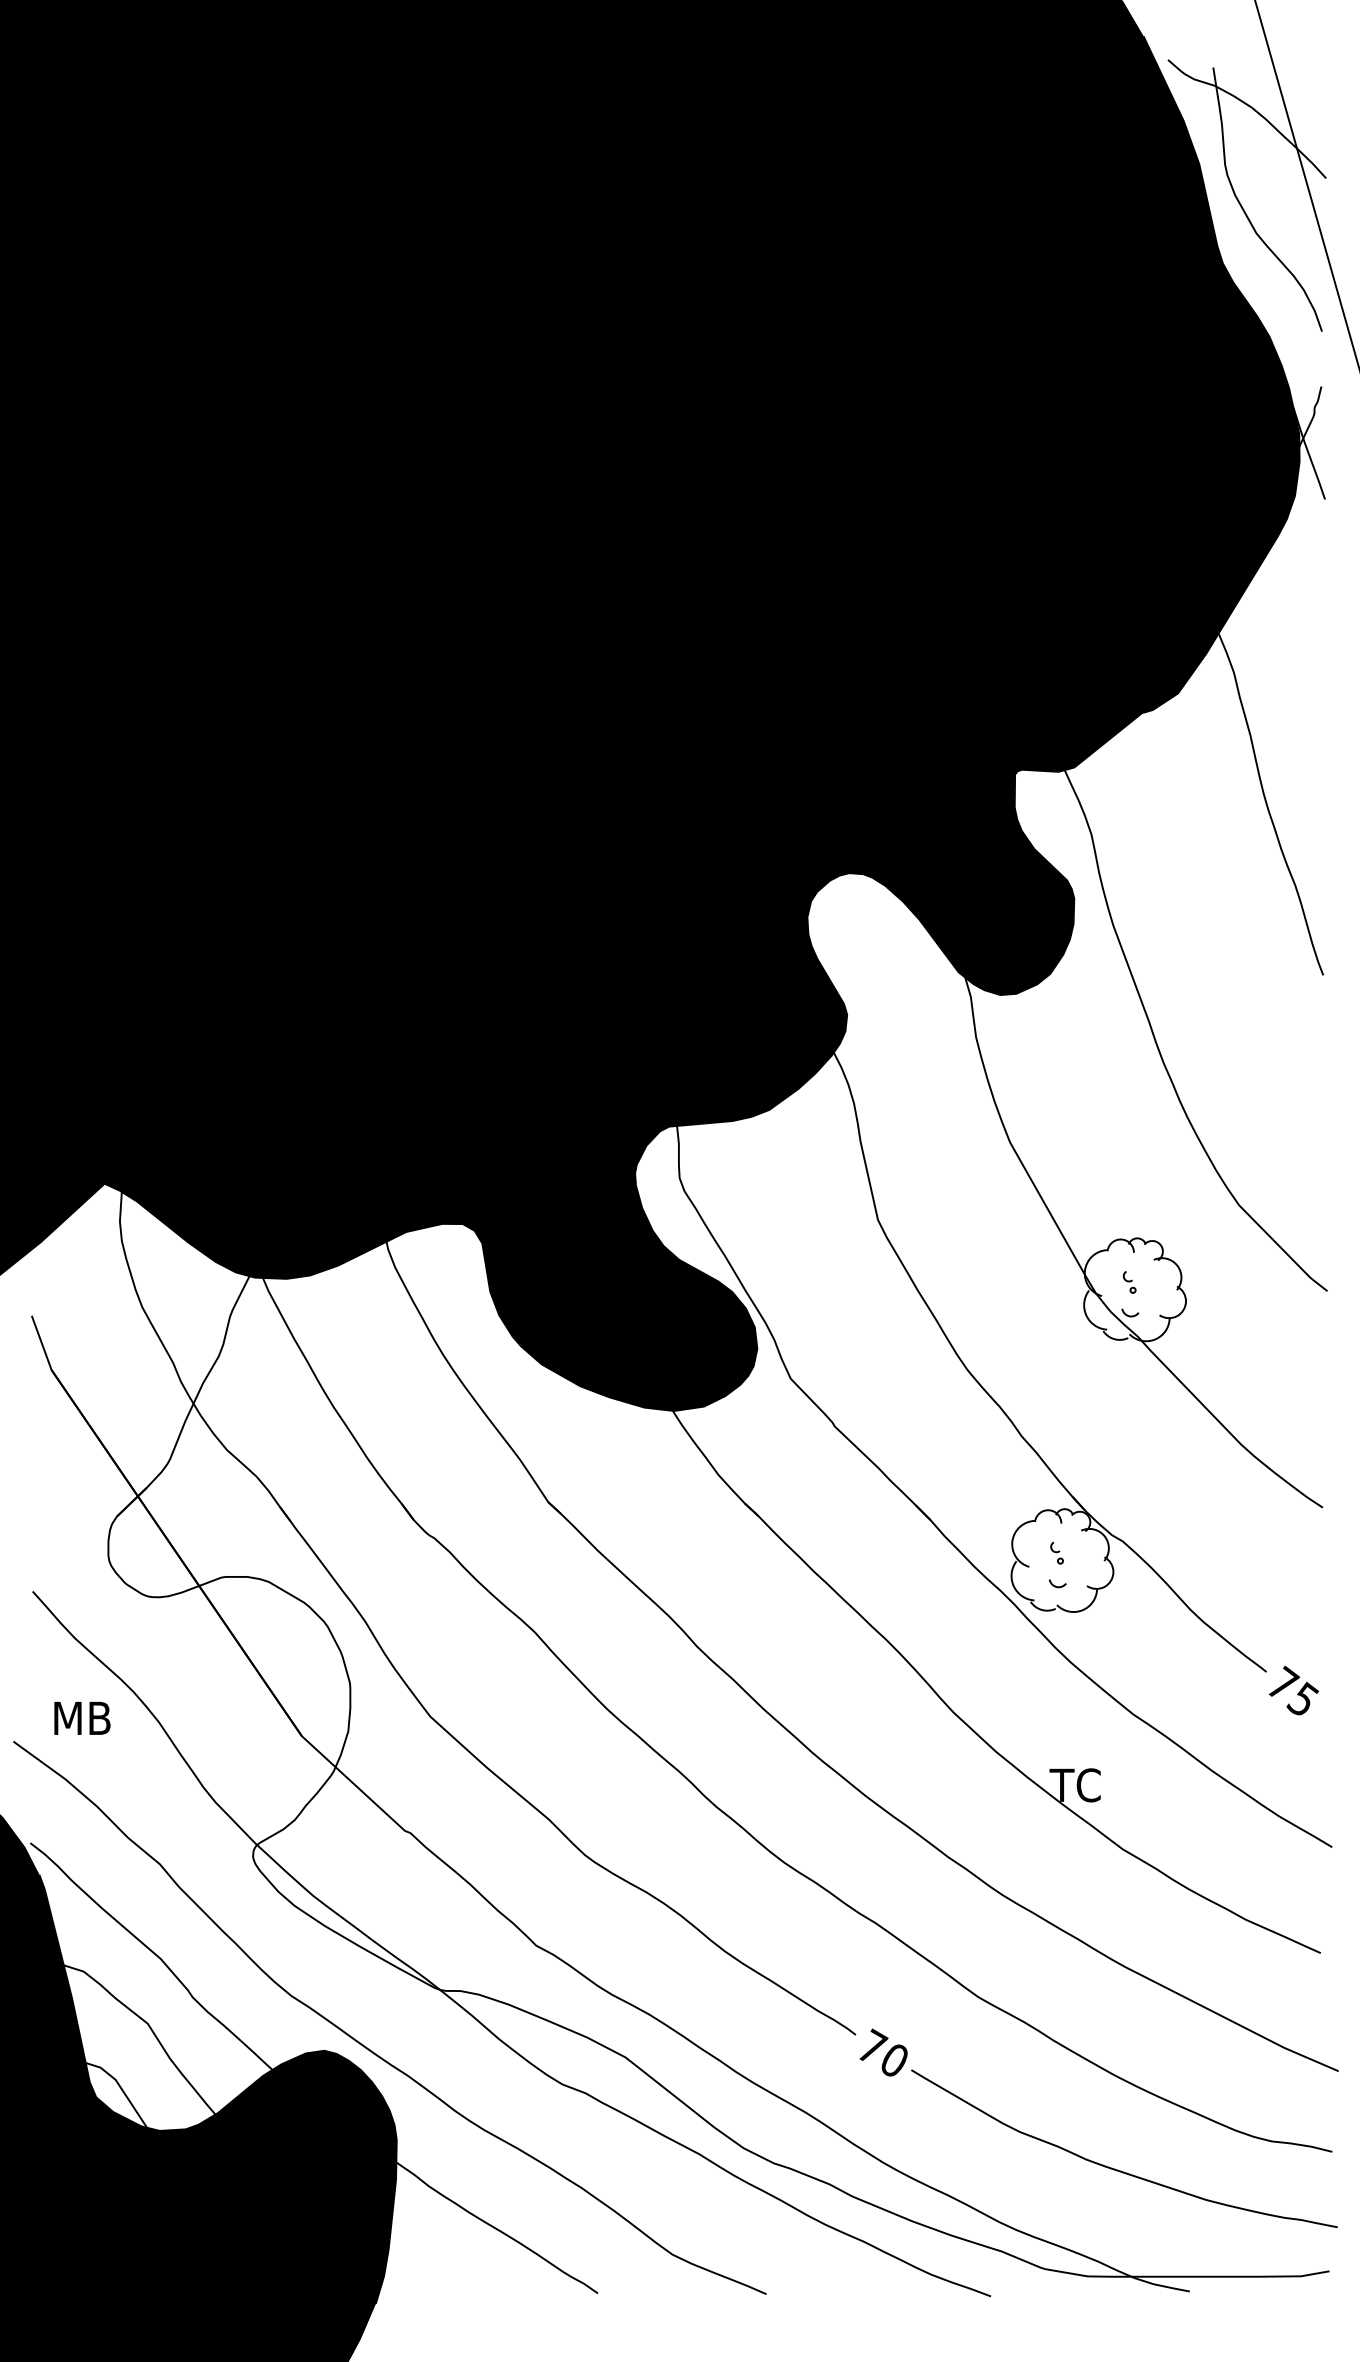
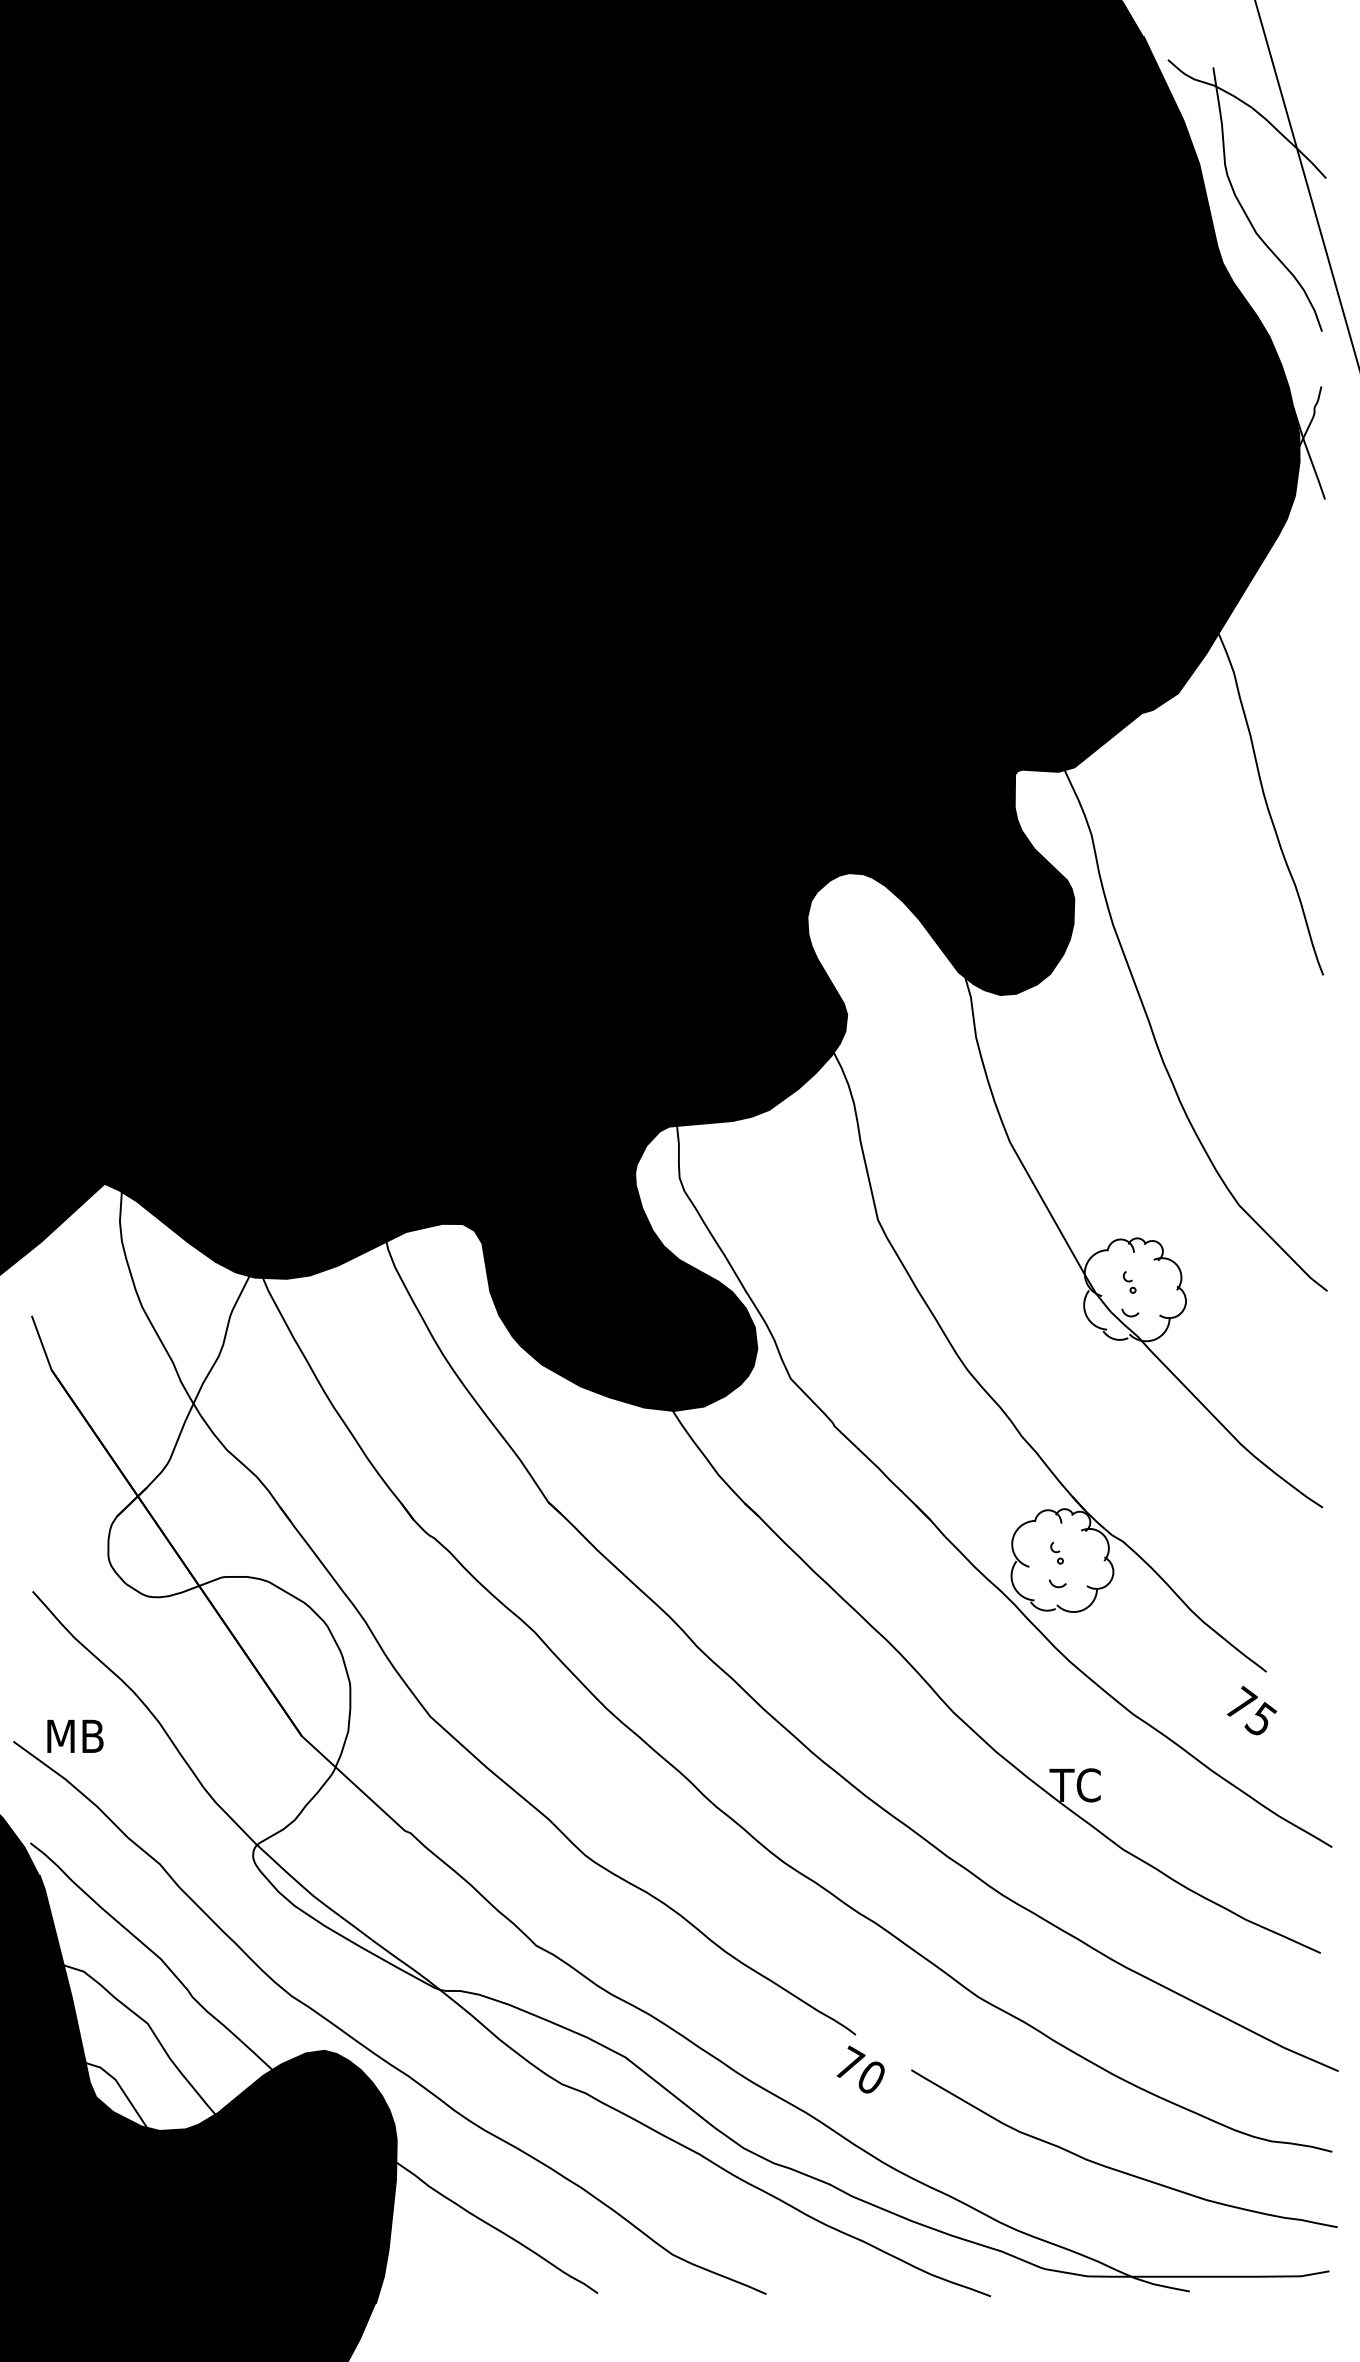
text position: (1293, 1690) -> (1251, 1710) (1251, 1710)
text position: (82, 1717) -> (75, 1735) (75, 1735)
text position: (883, 2052) -> (860, 2069) (860, 2069)
